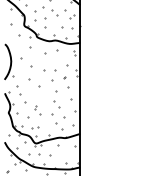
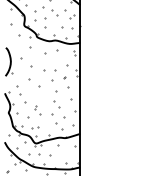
part size: 11x38 px -> 9x30 px (9, 61)
